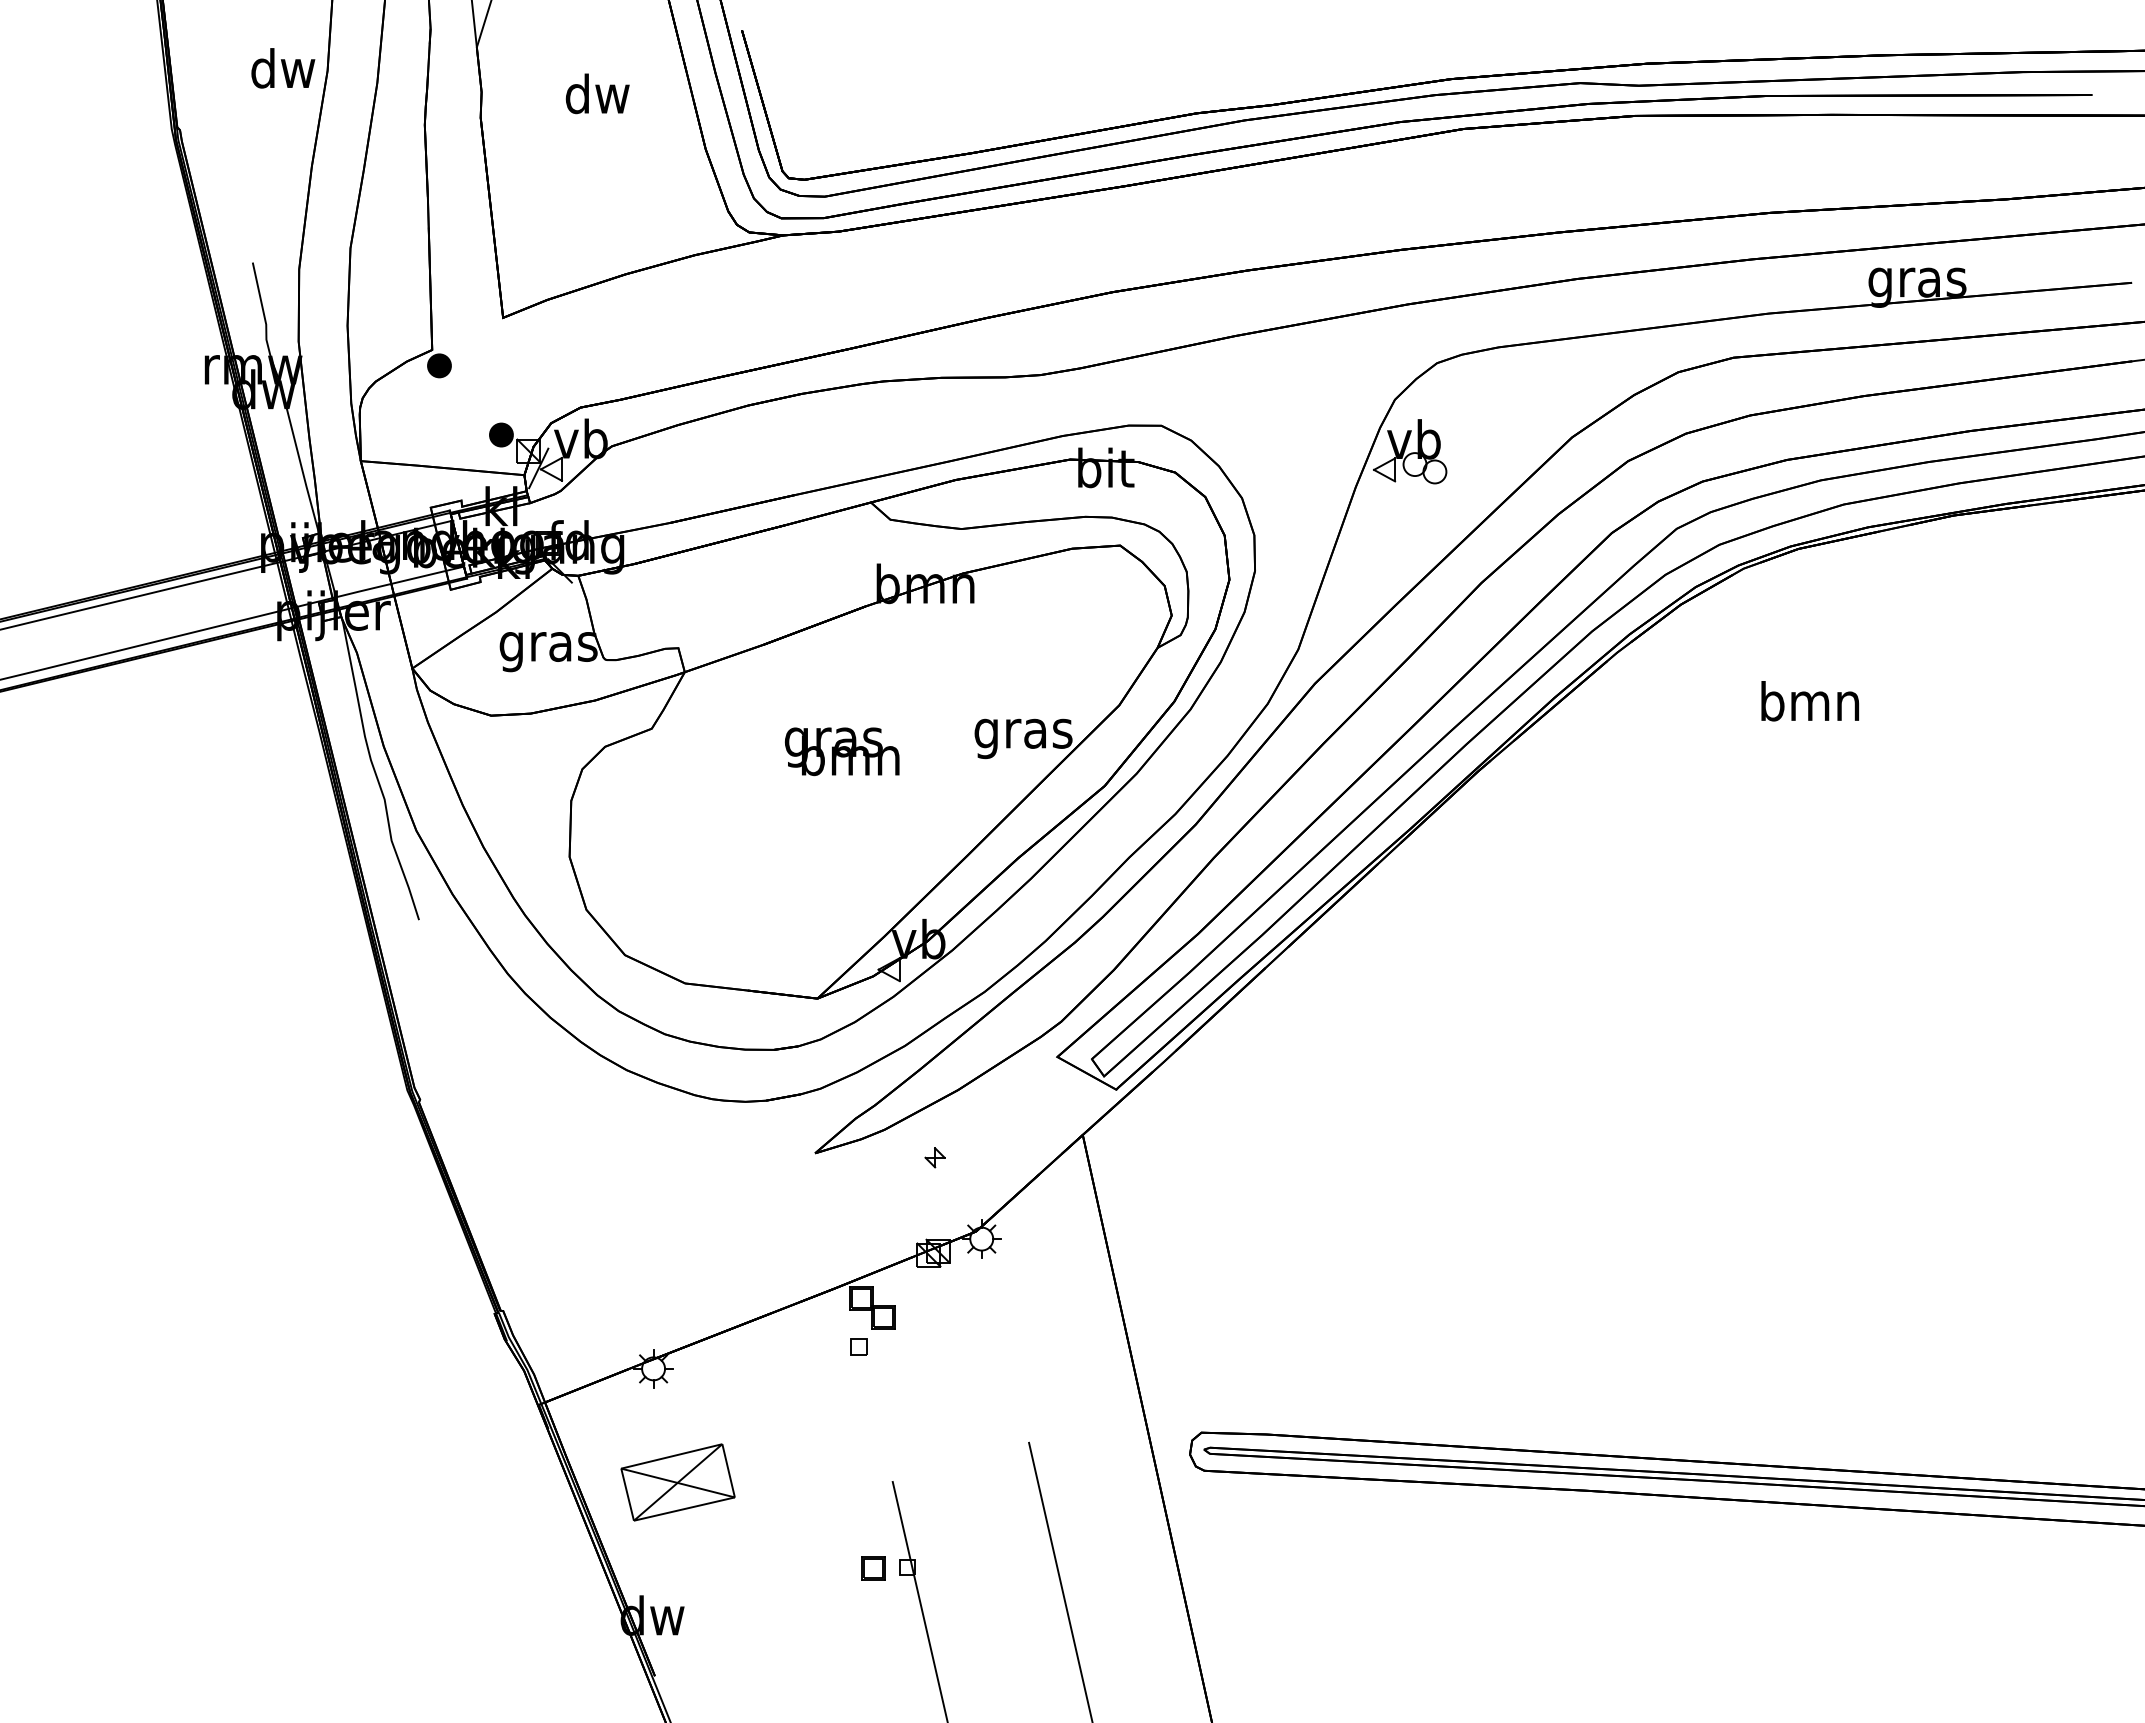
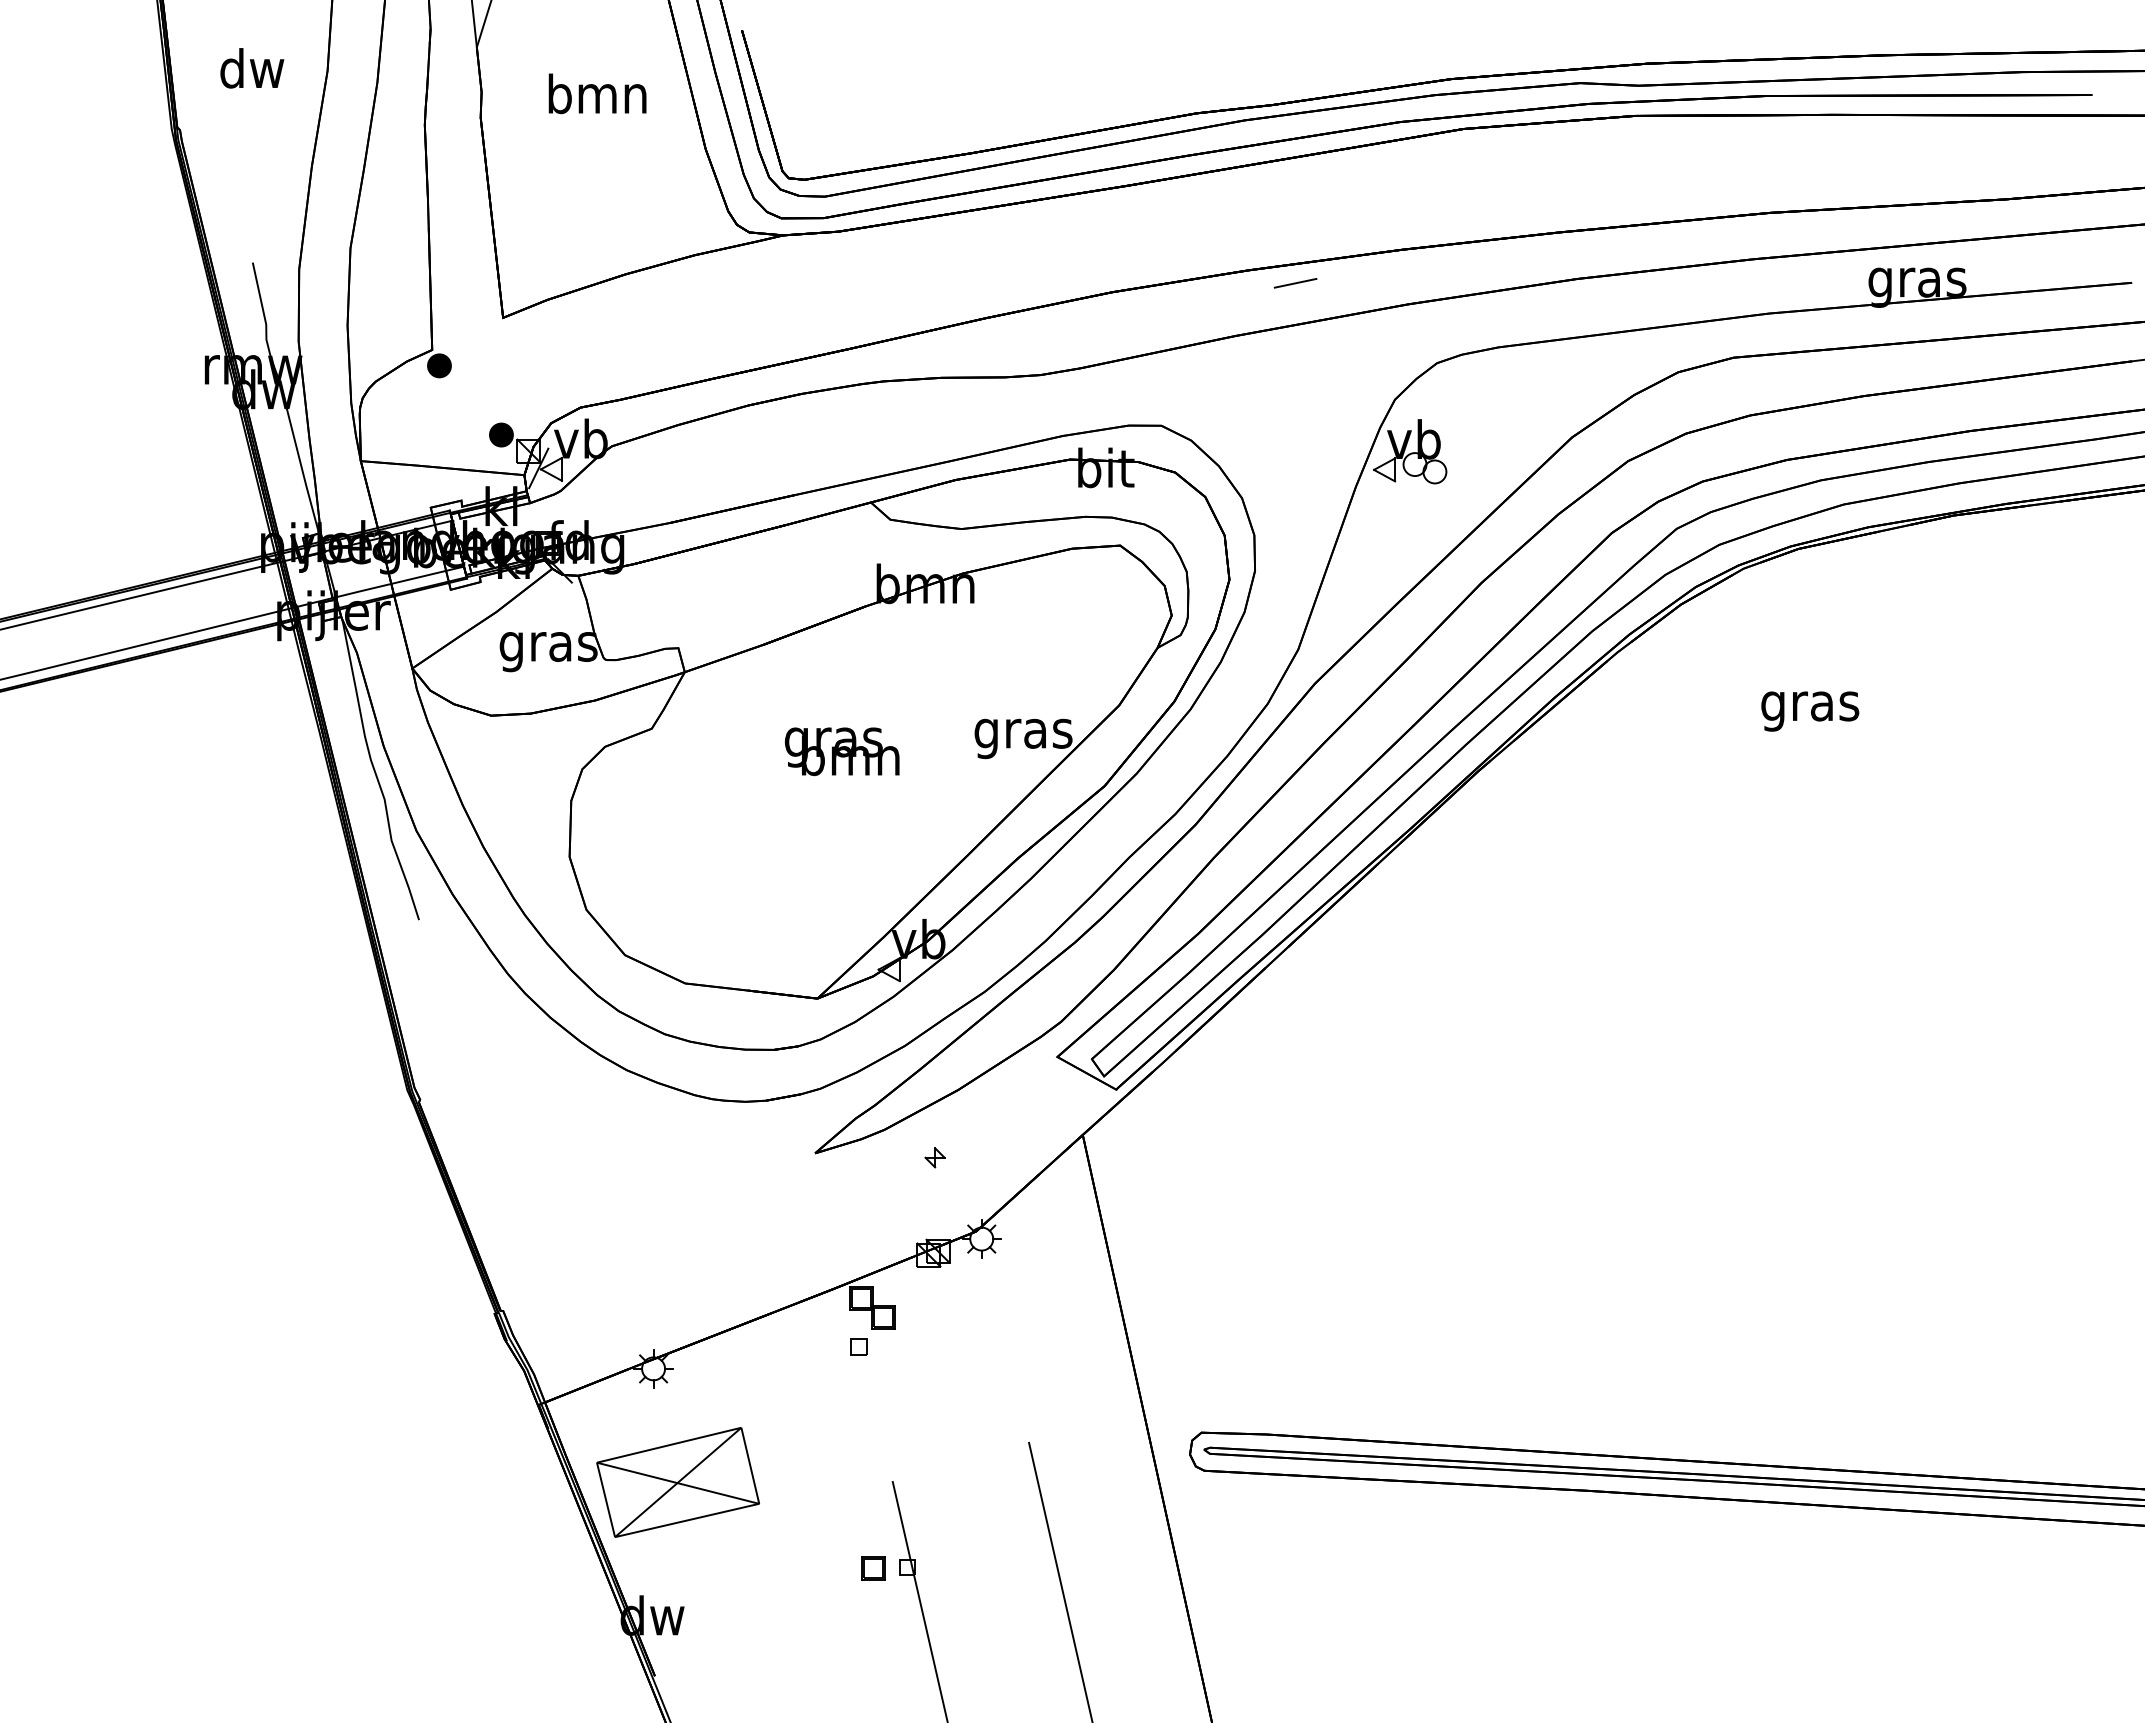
text position: (283, 68) -> (252, 68) (252, 68)
text: dw -> bmn (597, 93)
line: none -> present (1295, 282)
text: bmn -> gras (1810, 706)
part size: 116x79 px -> 164x111 px (677, 1482)
